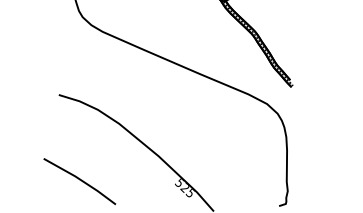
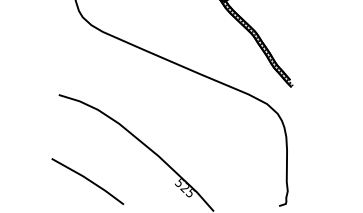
line position: (79, 180) -> (87, 180) (87, 180)
